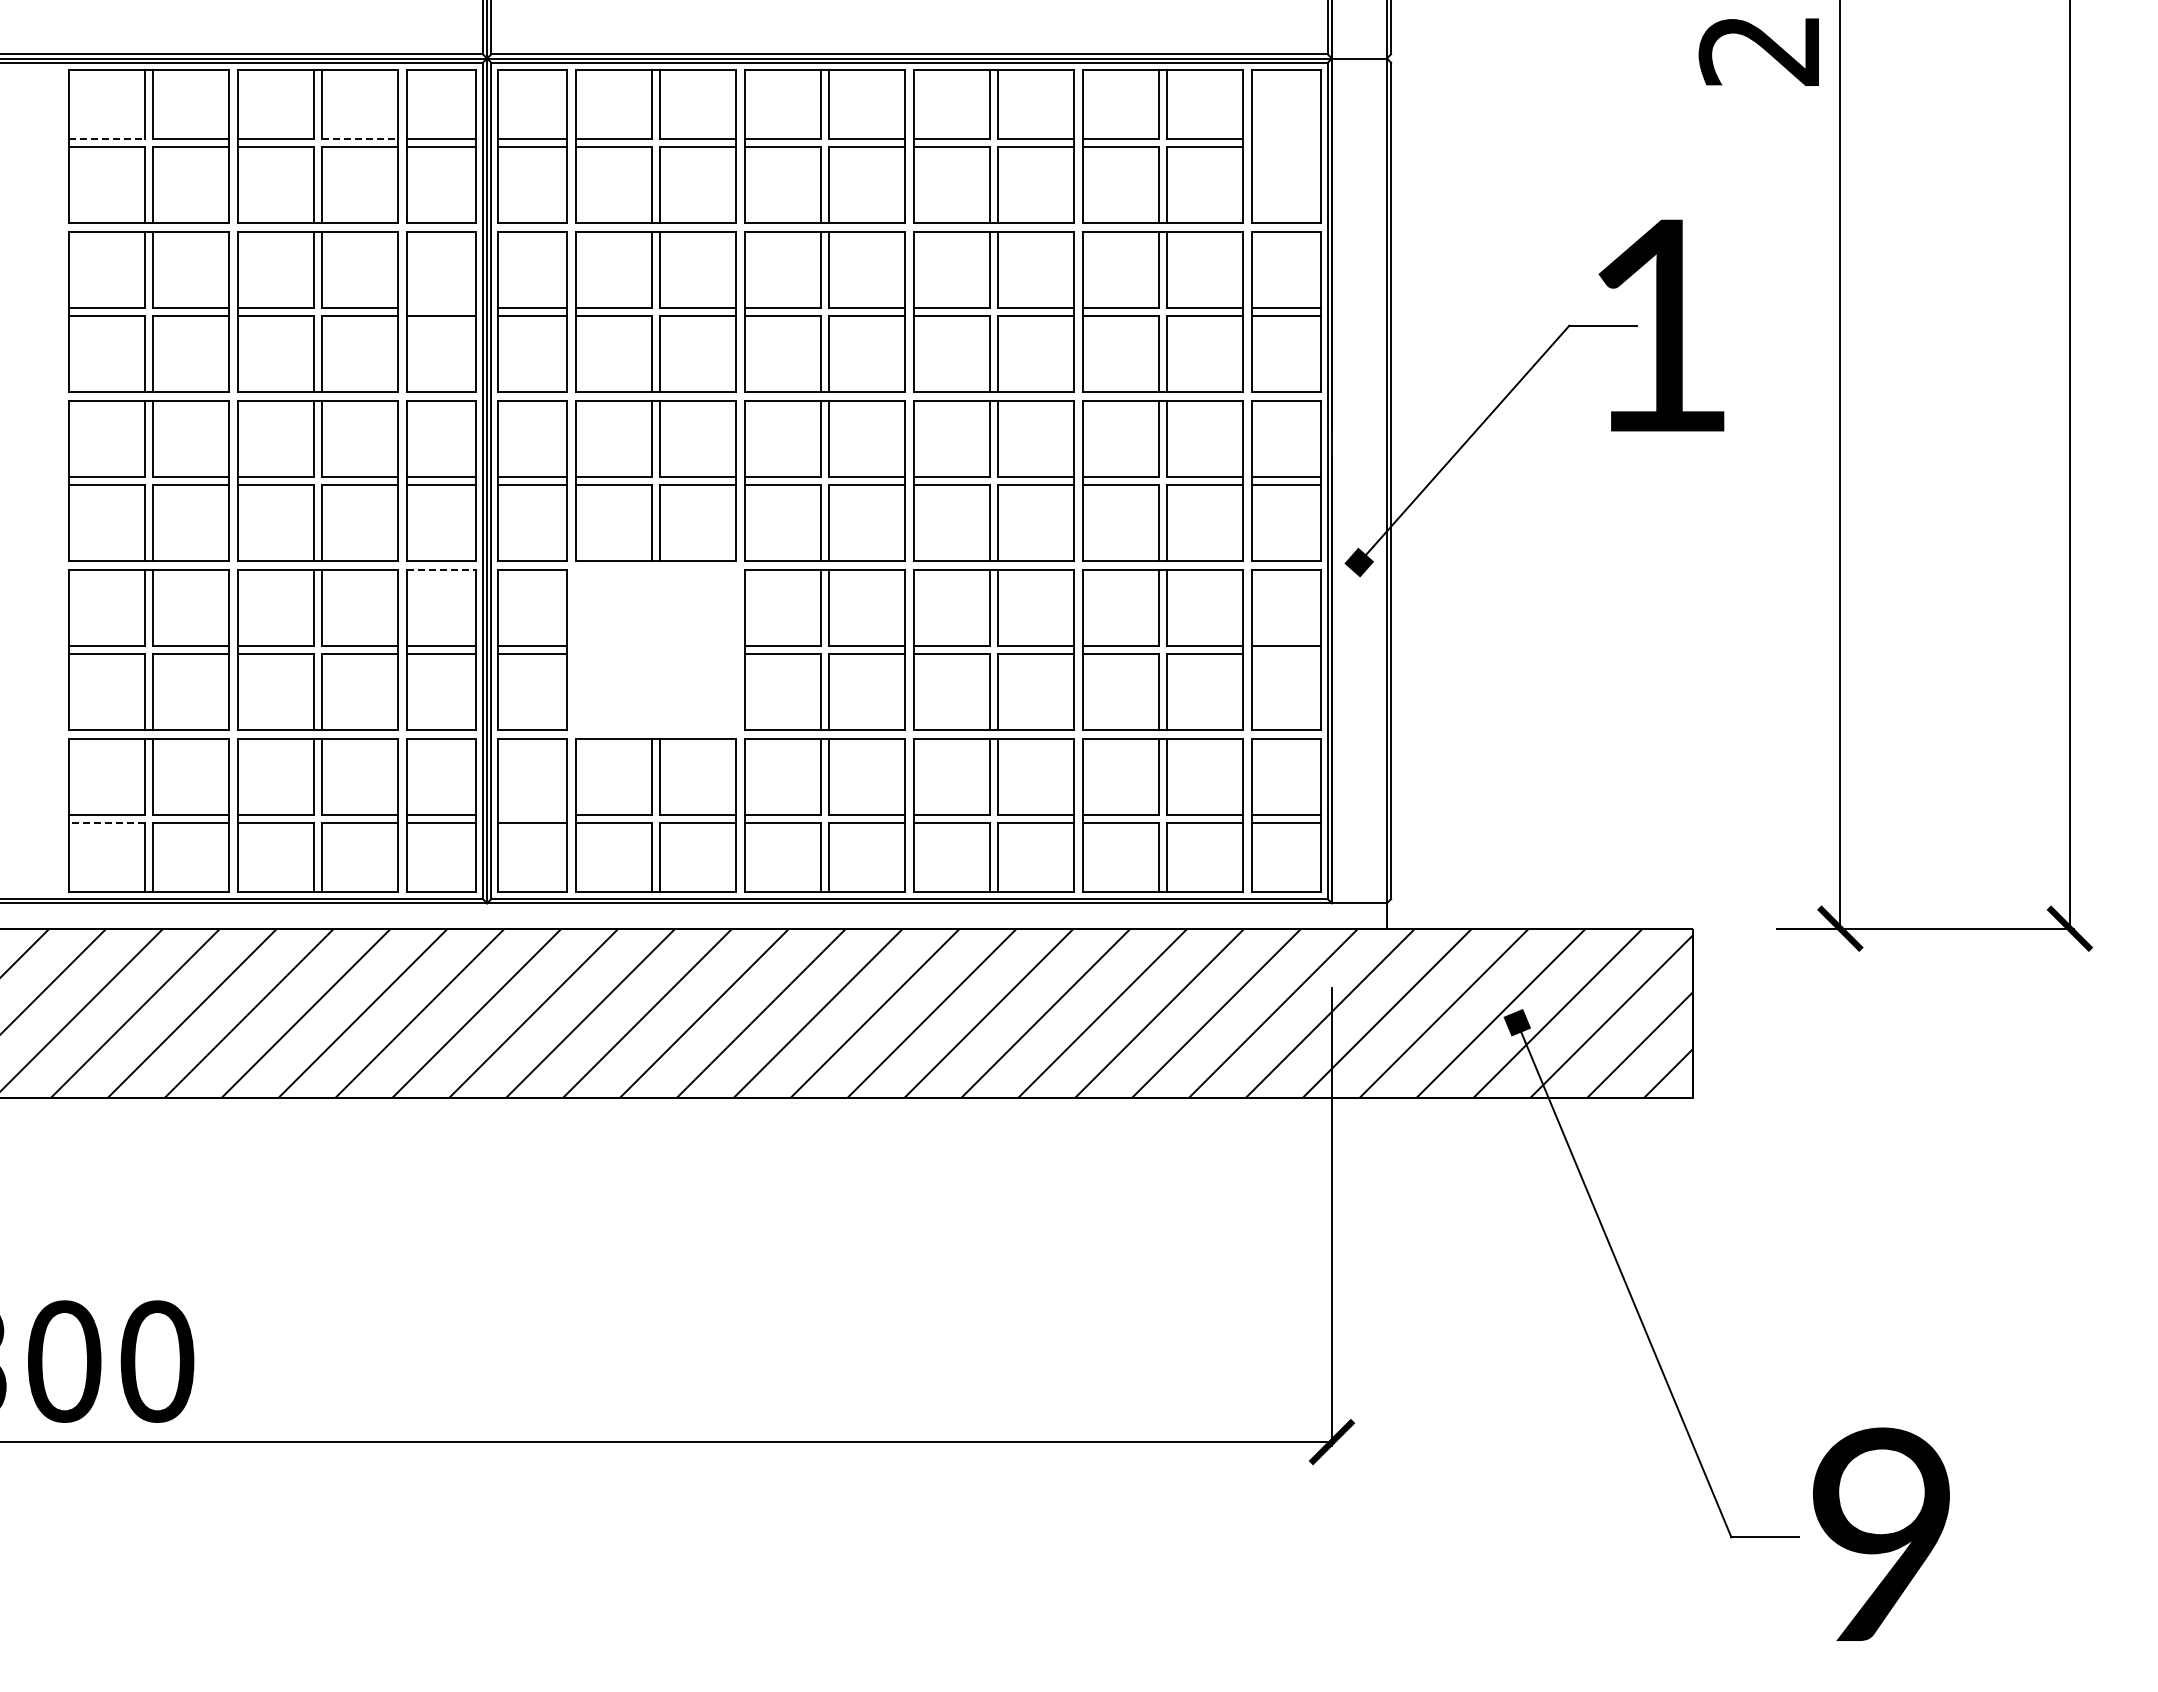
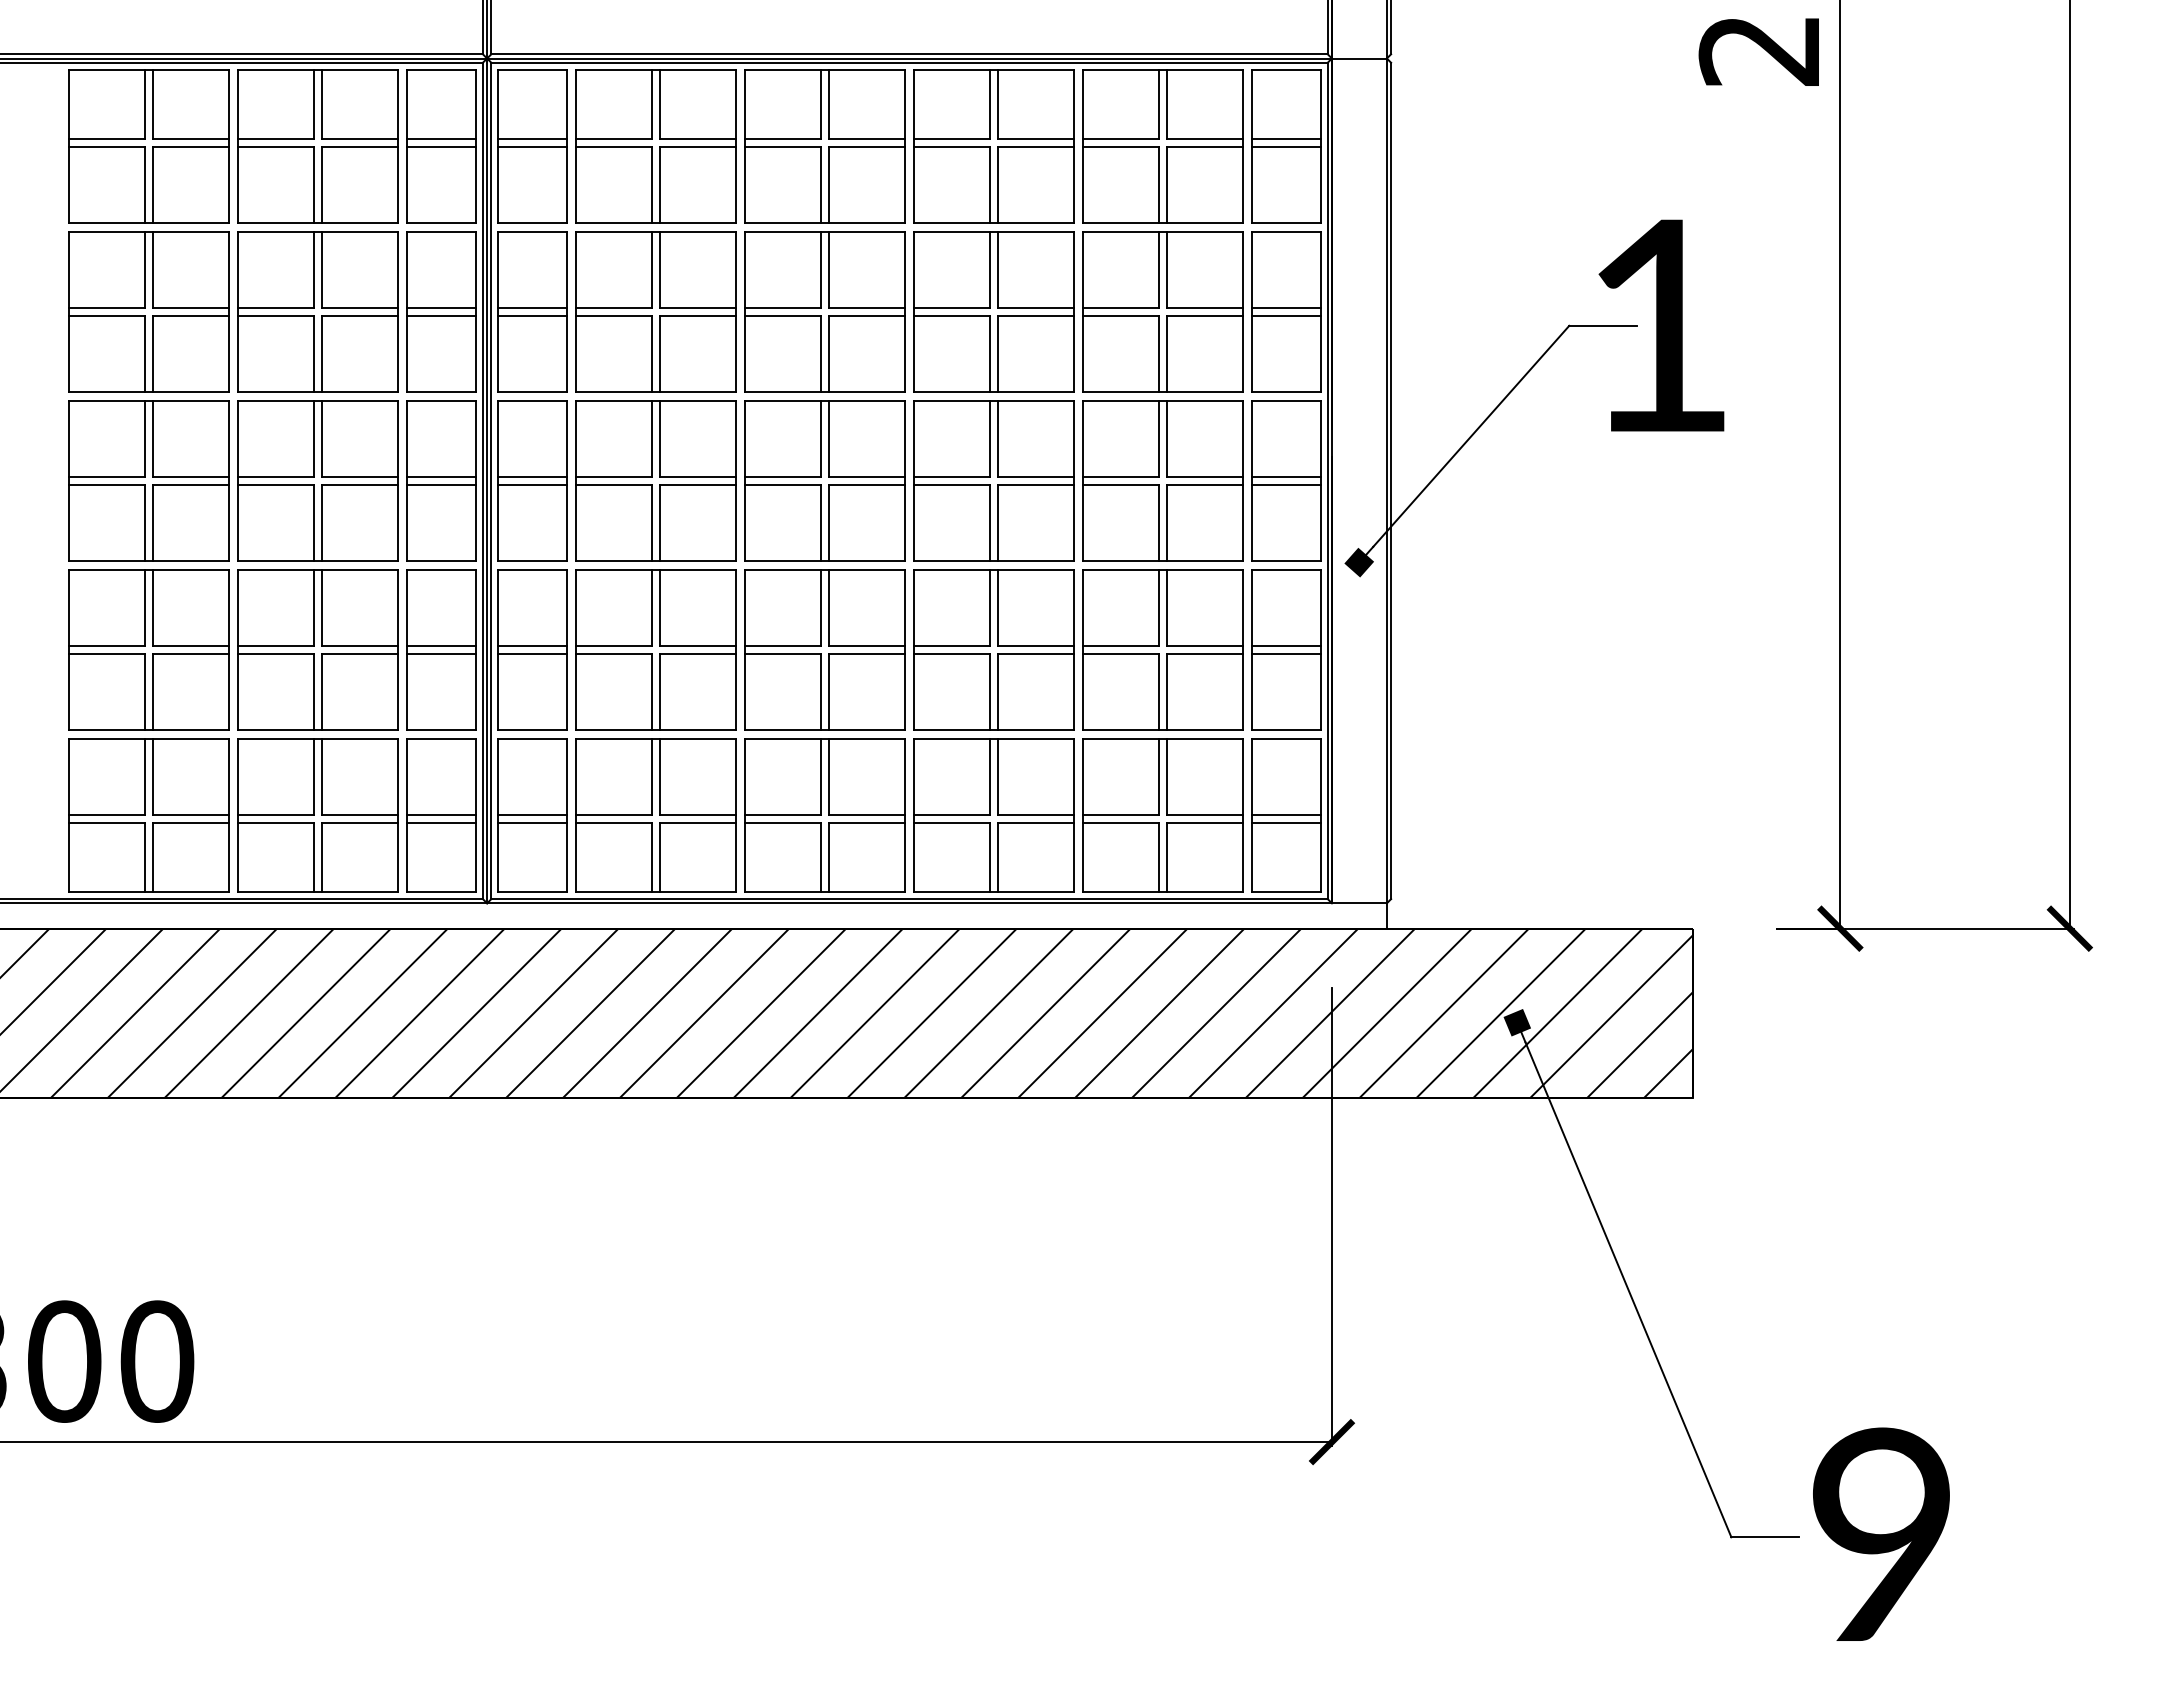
line: dashed -> solid (107, 138)
line: dashed -> solid (360, 138)
line: none -> present (1285, 138)
line: none -> present (1285, 147)
line: none -> present (441, 307)
line: dashed -> solid (441, 569)
part: none -> present (655, 649)
line: none -> present (1285, 654)
line: none -> present (532, 814)
line: dashed -> solid (106, 823)
